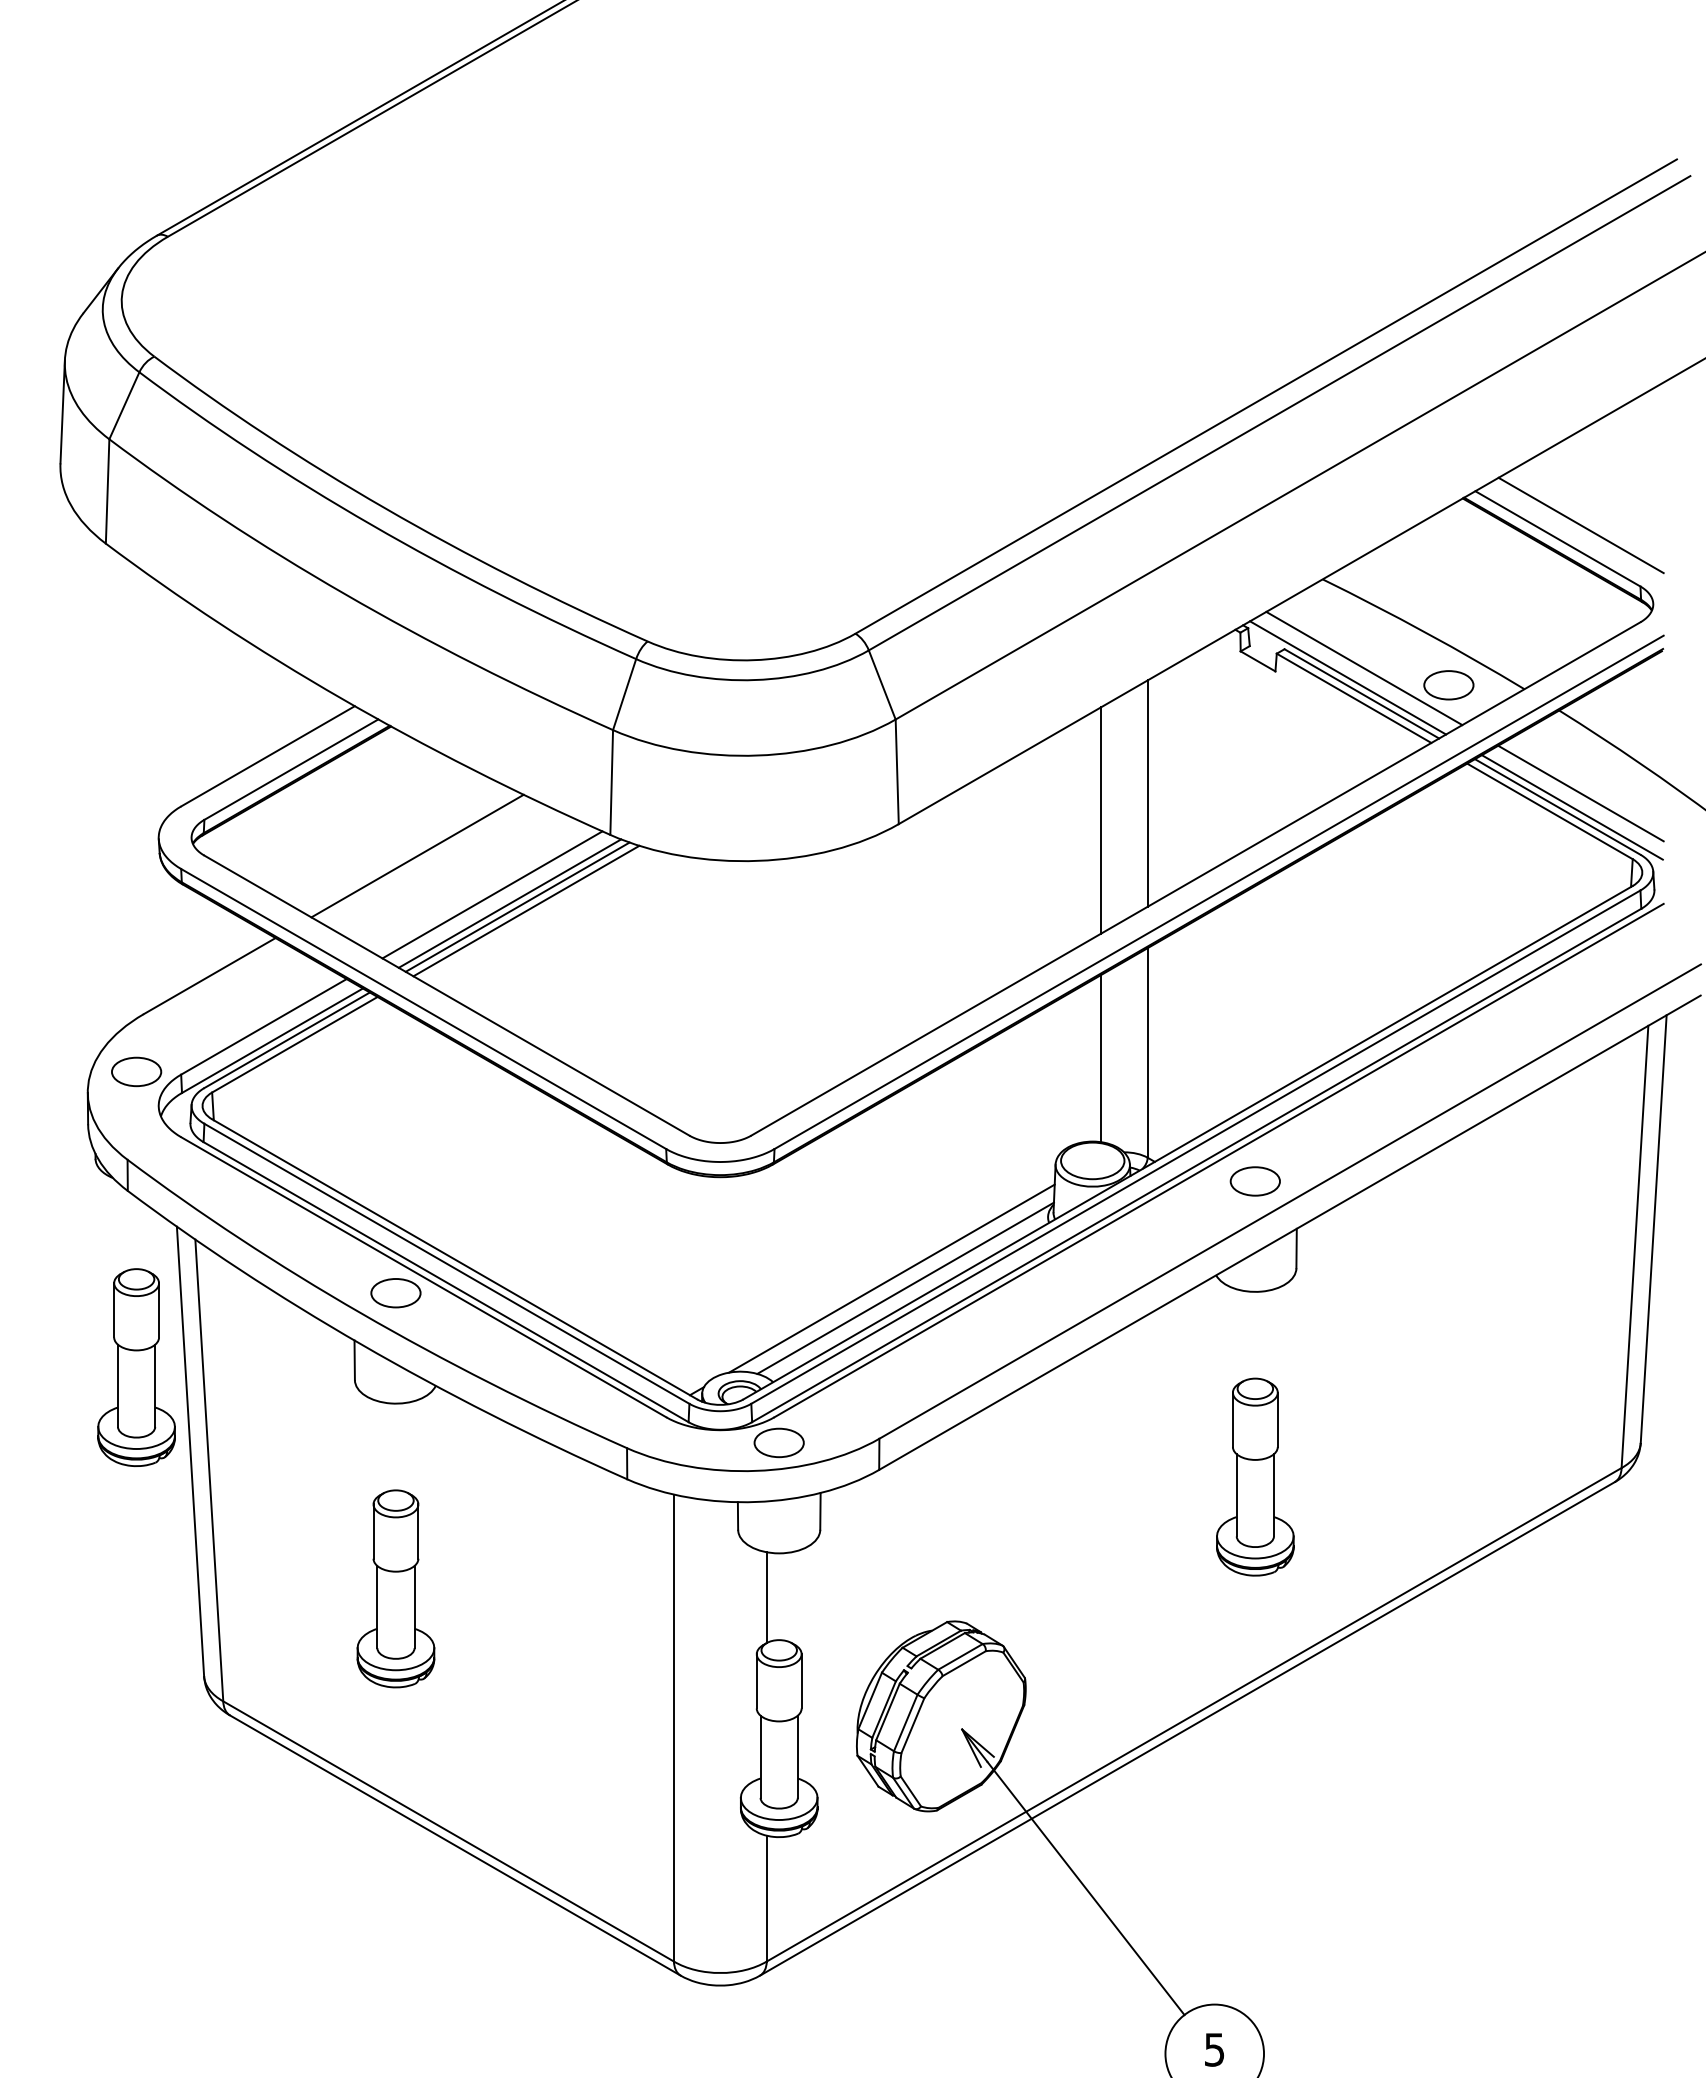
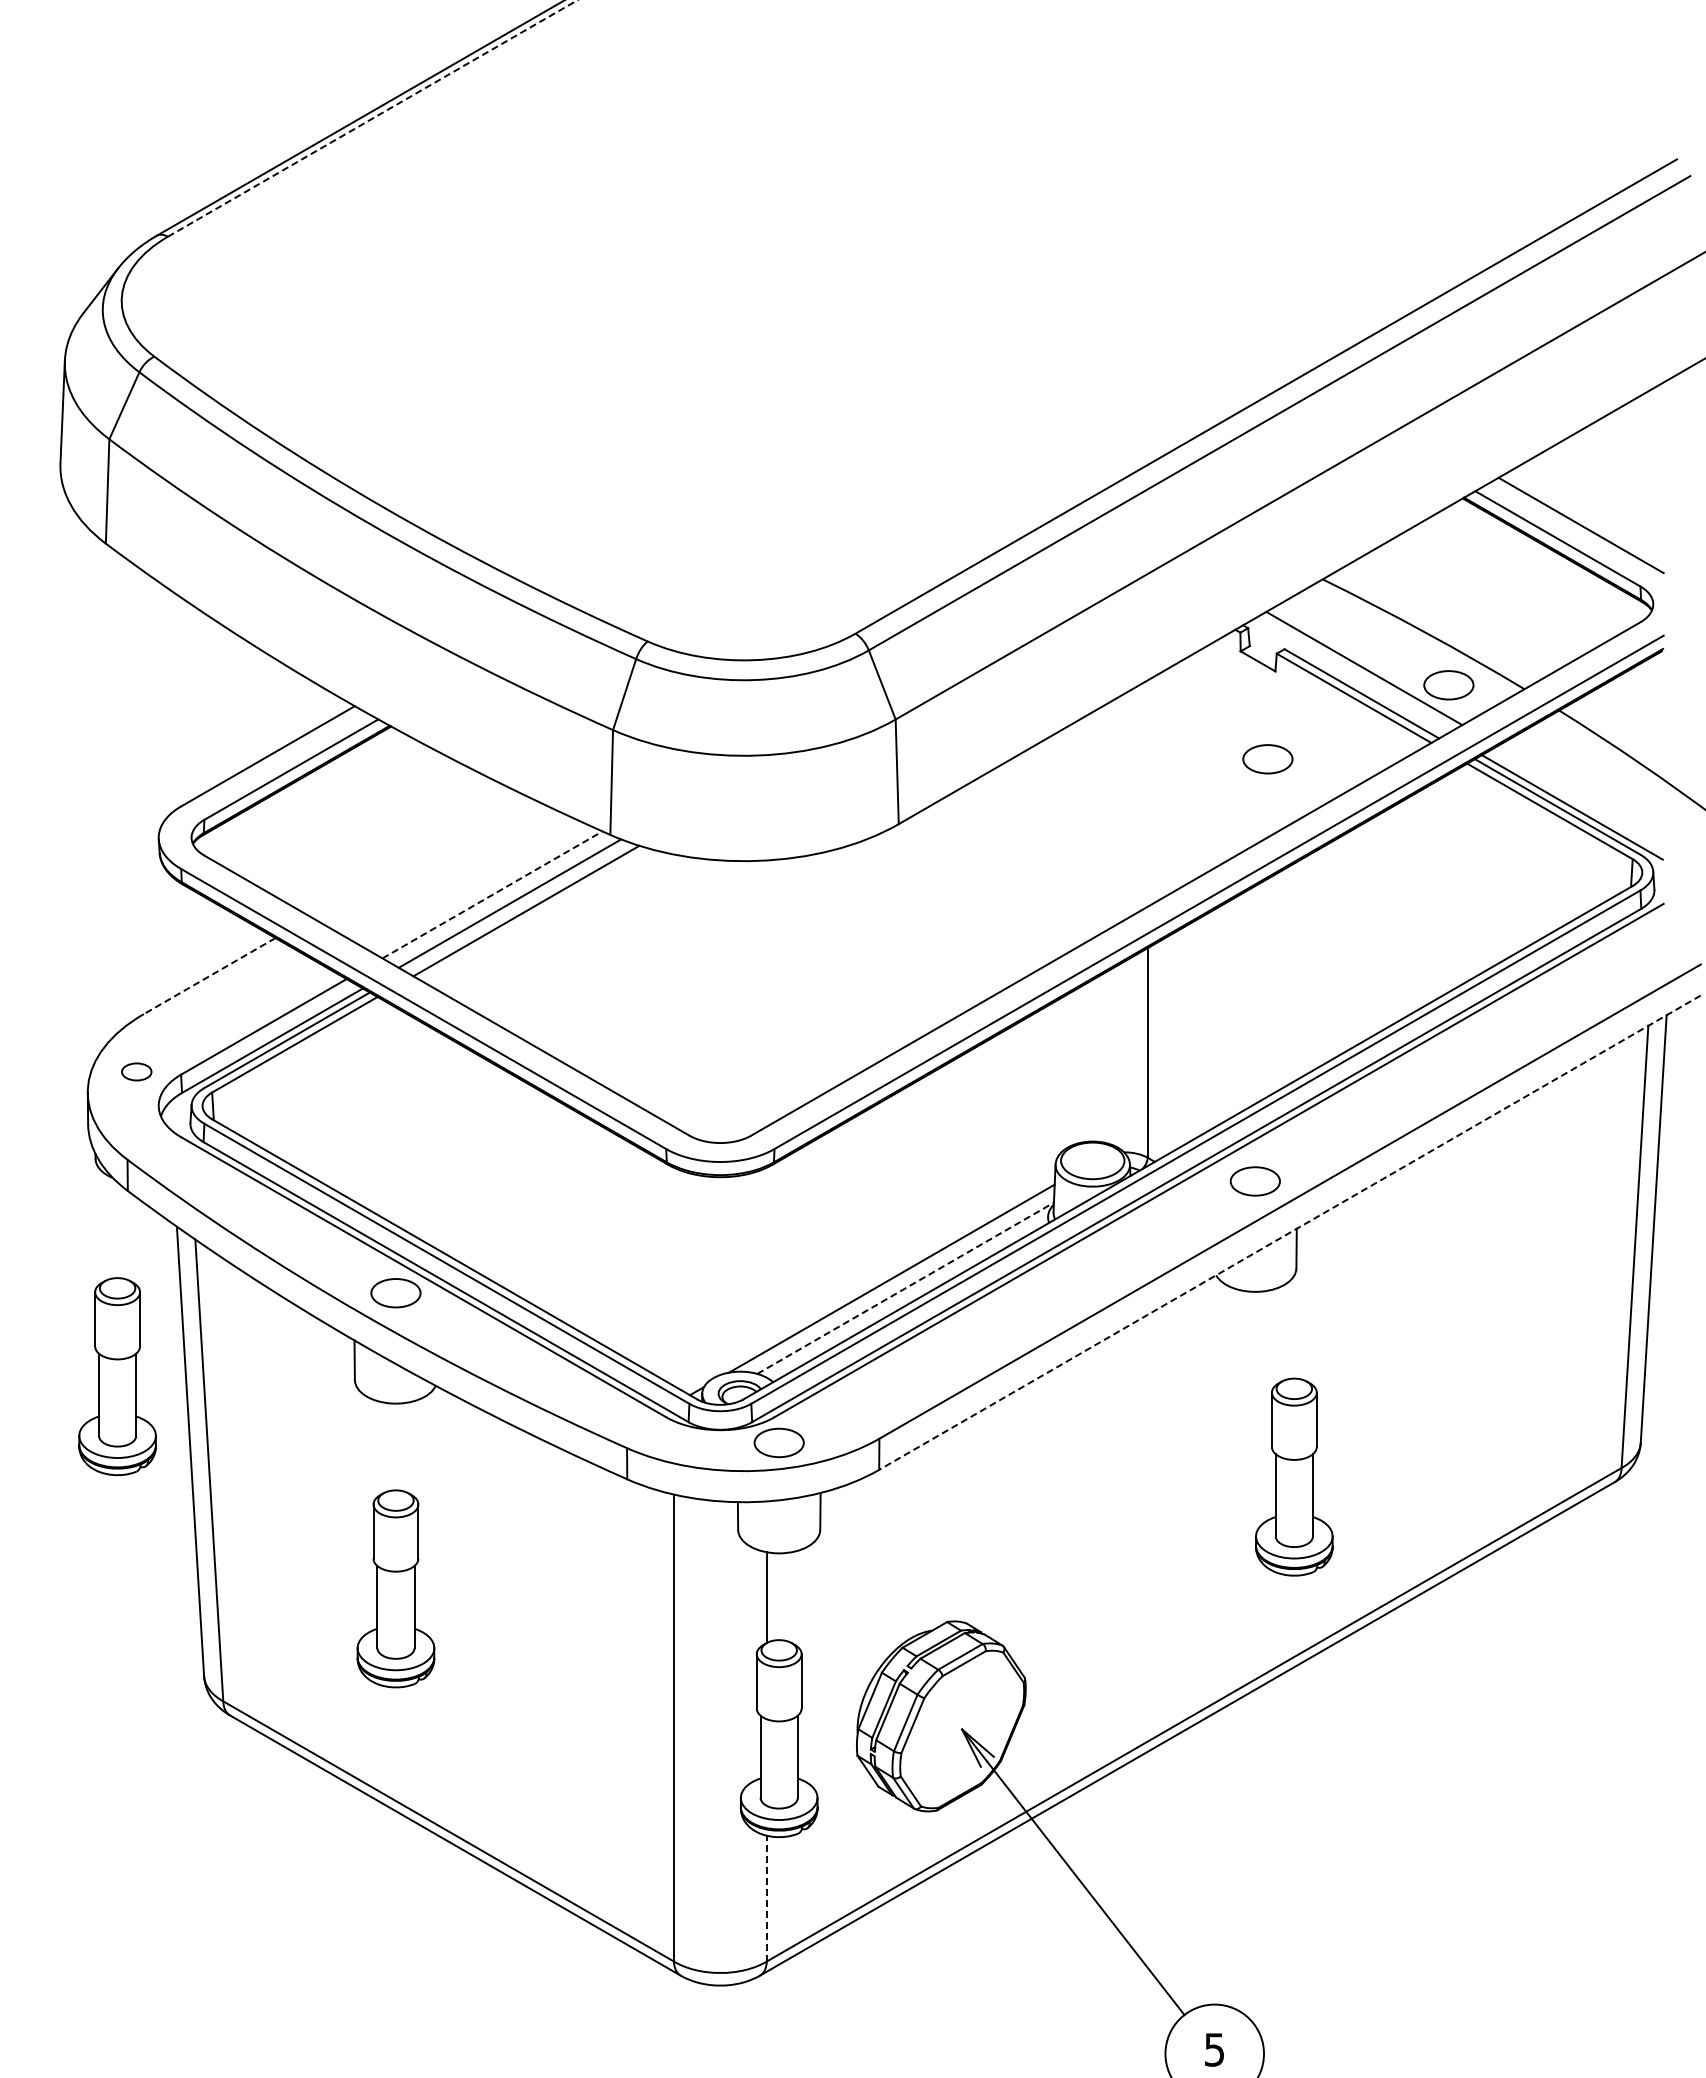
line: solid -> dashed (373, 118)
line: present -> none (1348, 677)
part: none -> present (1267, 759)
line: present -> none (1147, 793)
line: present -> none (1580, 793)
line: present -> none (1101, 820)
line: present -> none (417, 855)
line: solid -> dashed (492, 894)
line: present -> none (517, 906)
line: solid -> dashed (209, 976)
line: present -> none (1101, 1058)
part size: 52x32 px -> 32x20 px (136, 1071)
line: solid -> dashed (1289, 1232)
line: solid -> dashed (906, 1288)
part position: (136, 1367) -> (117, 1376) (117, 1376)
part position: (1255, 1476) -> (1294, 1476) (1294, 1476)
line: solid -> dashed (766, 1898)
